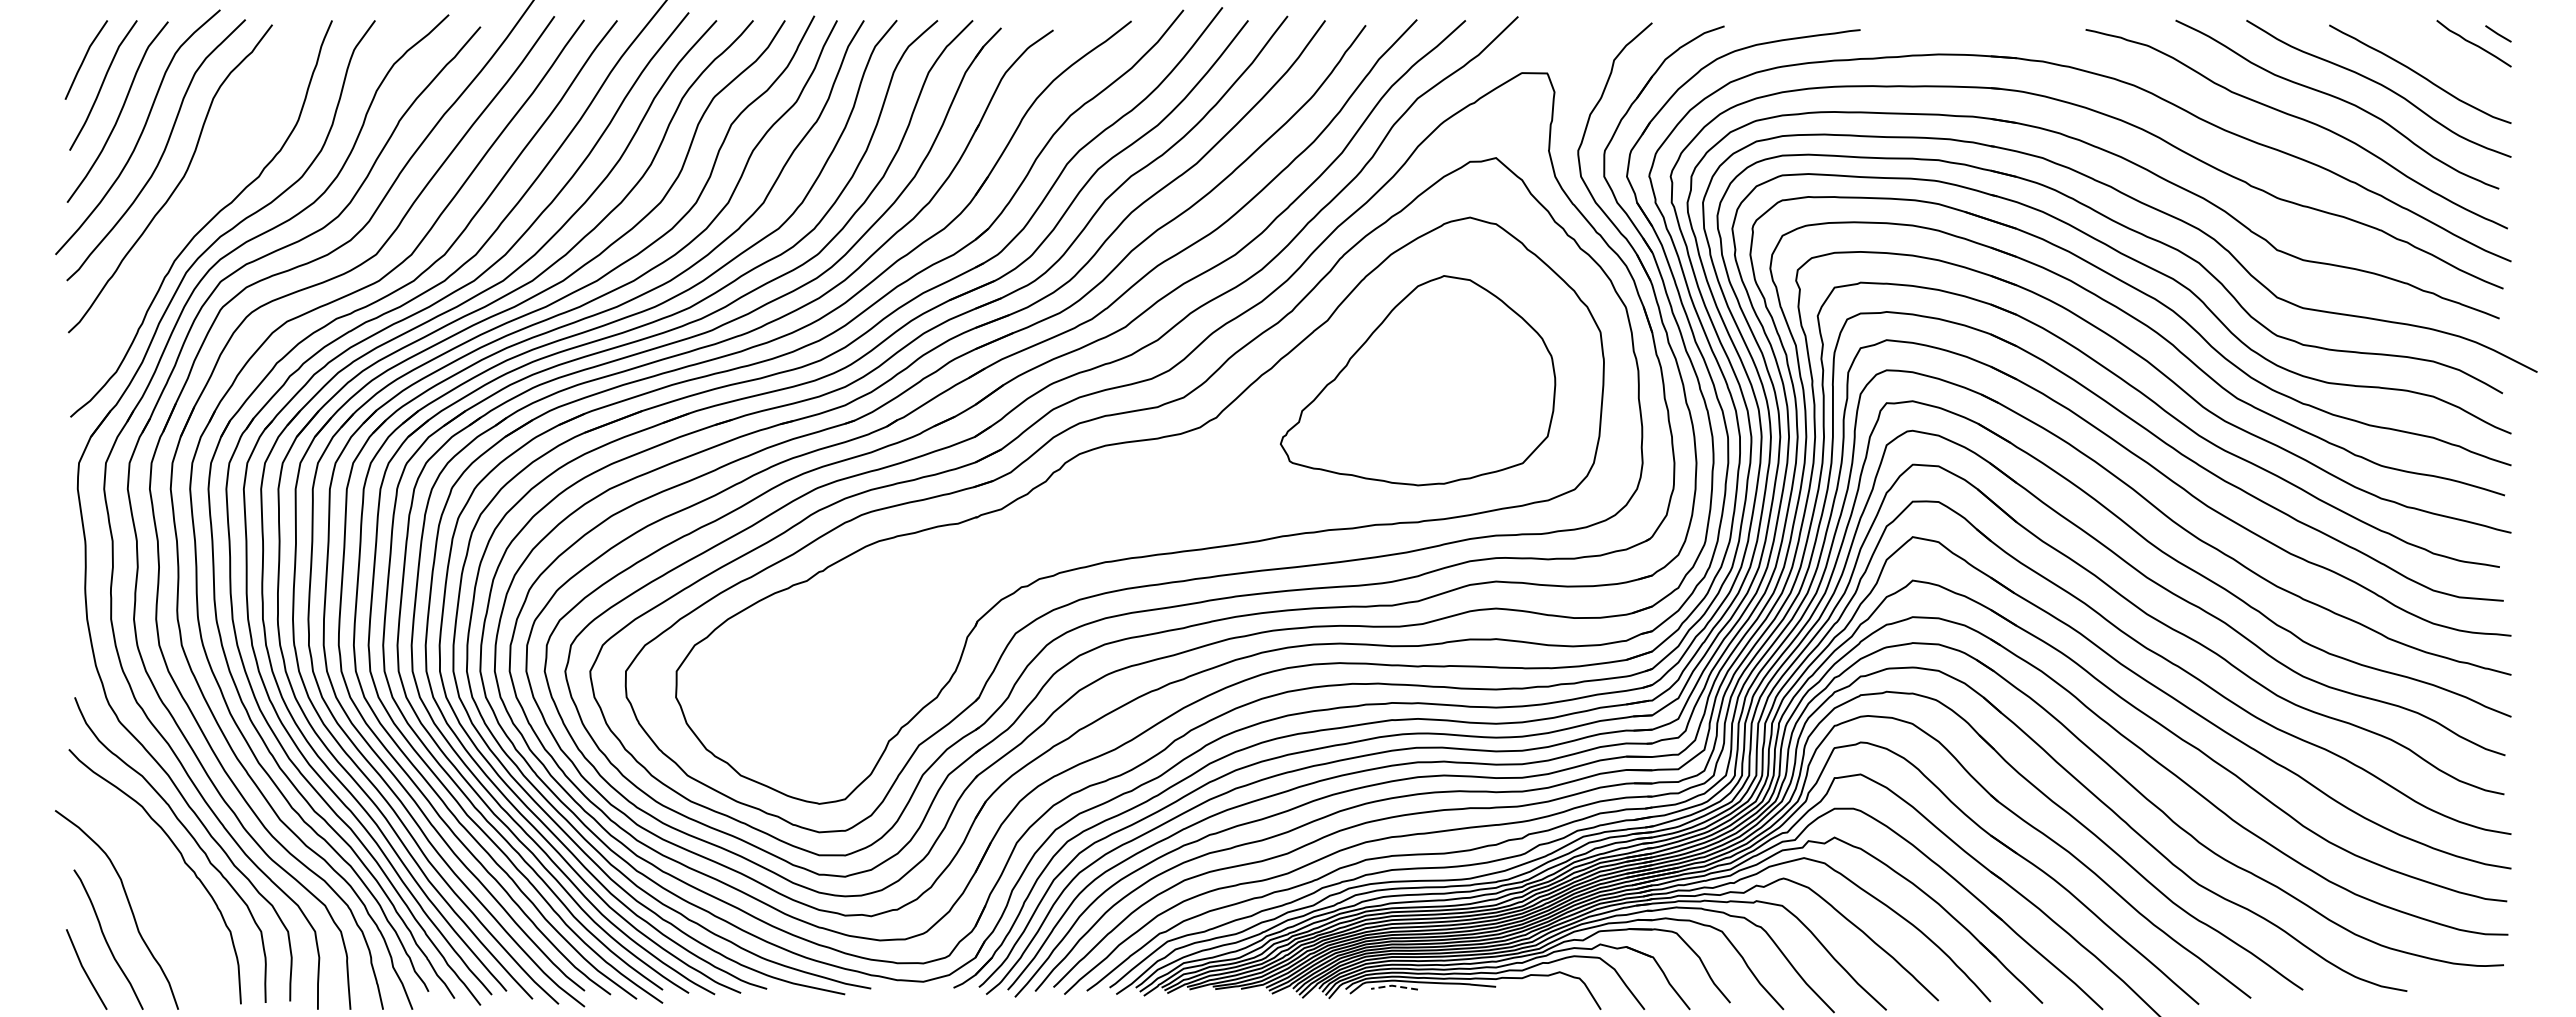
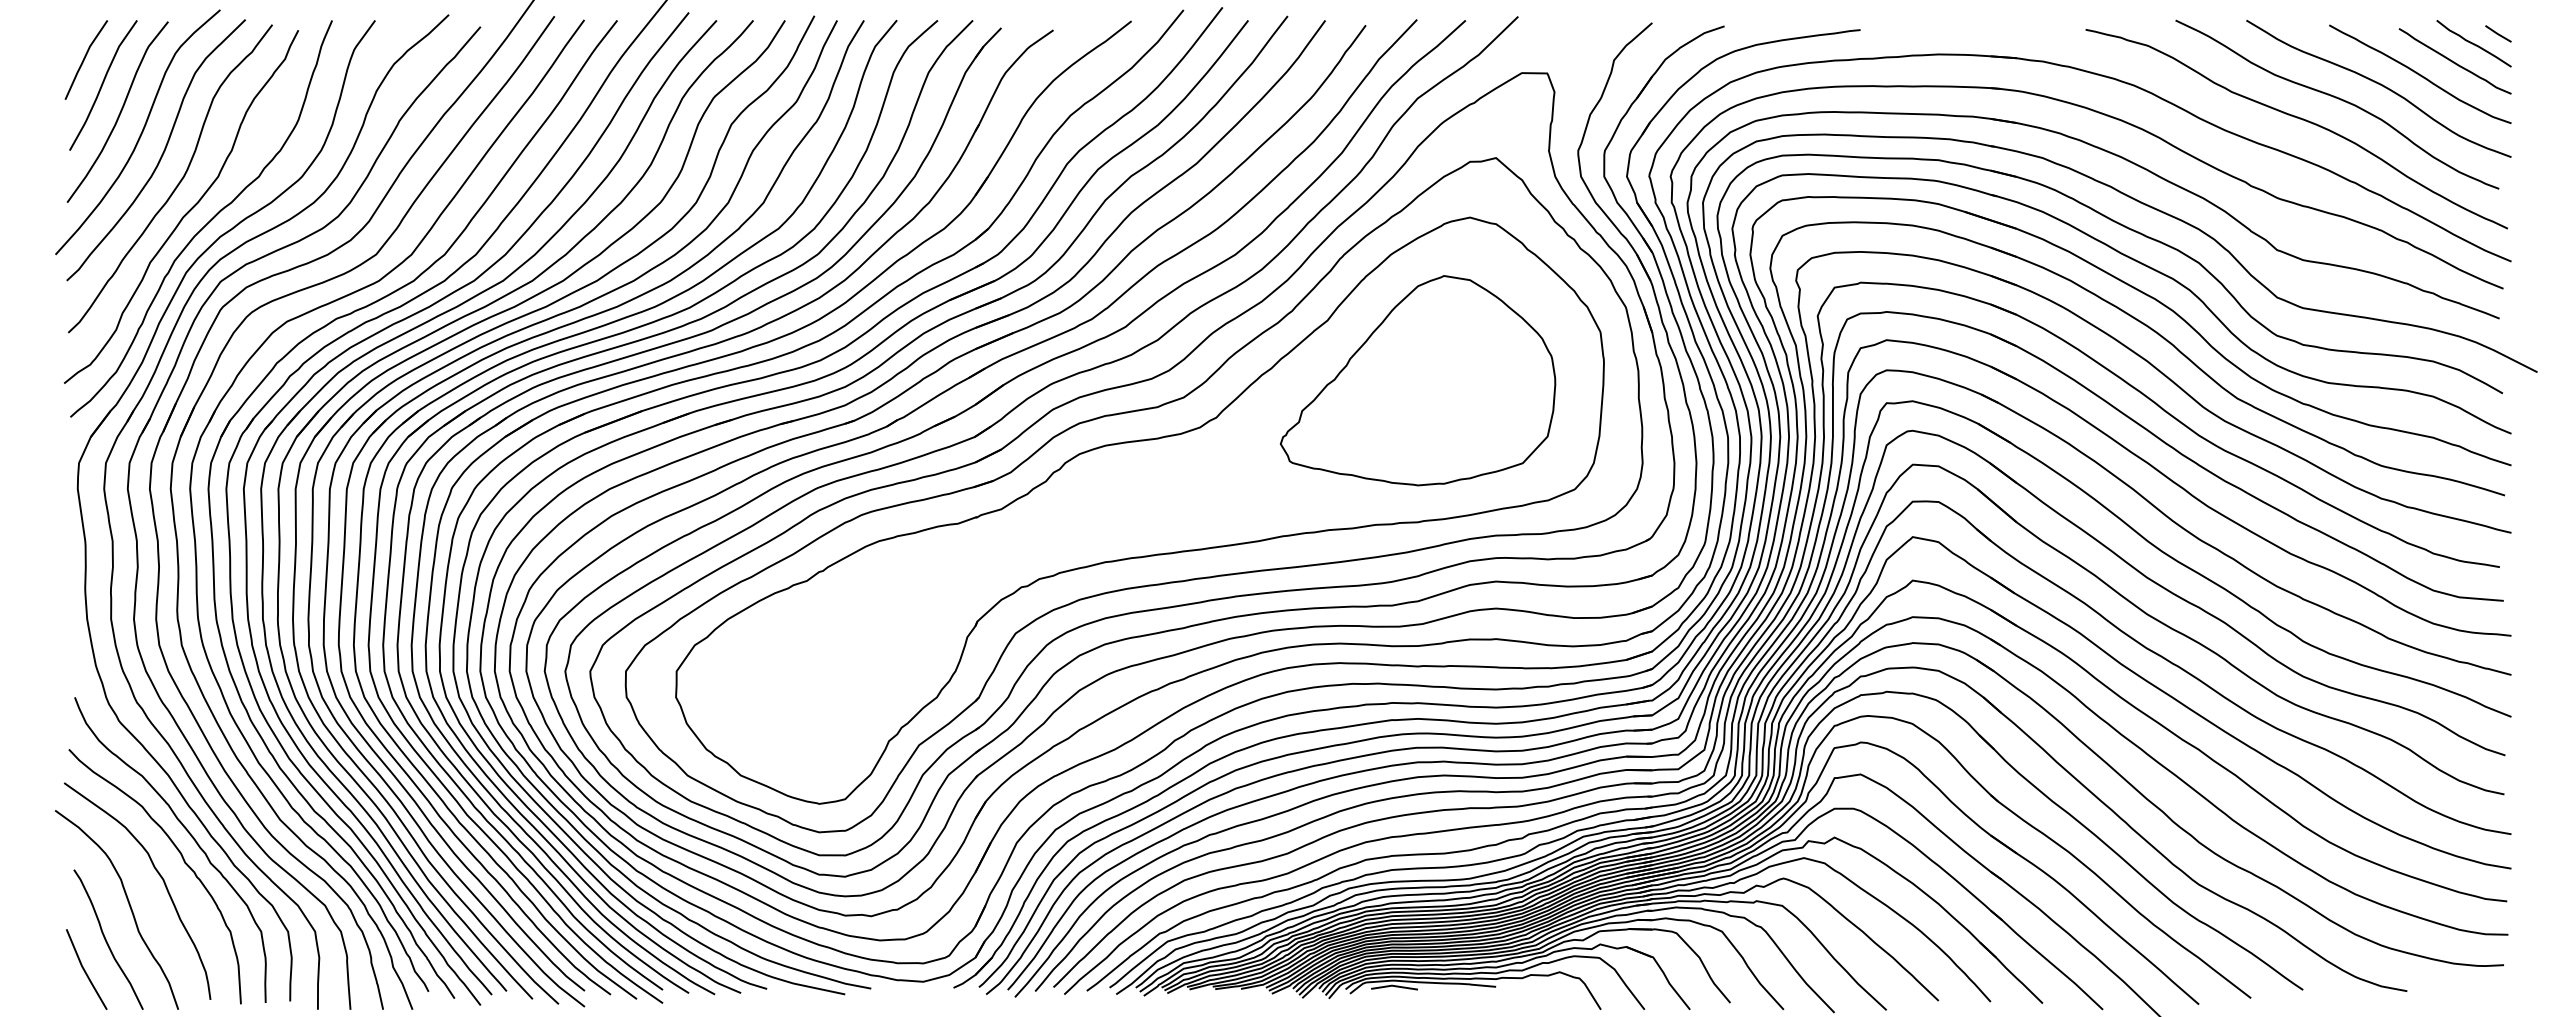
curve: none -> present (2454, 61)
curve: none -> present (187, 211)
curve: none -> present (157, 873)
line: dashed -> solid (1393, 985)
